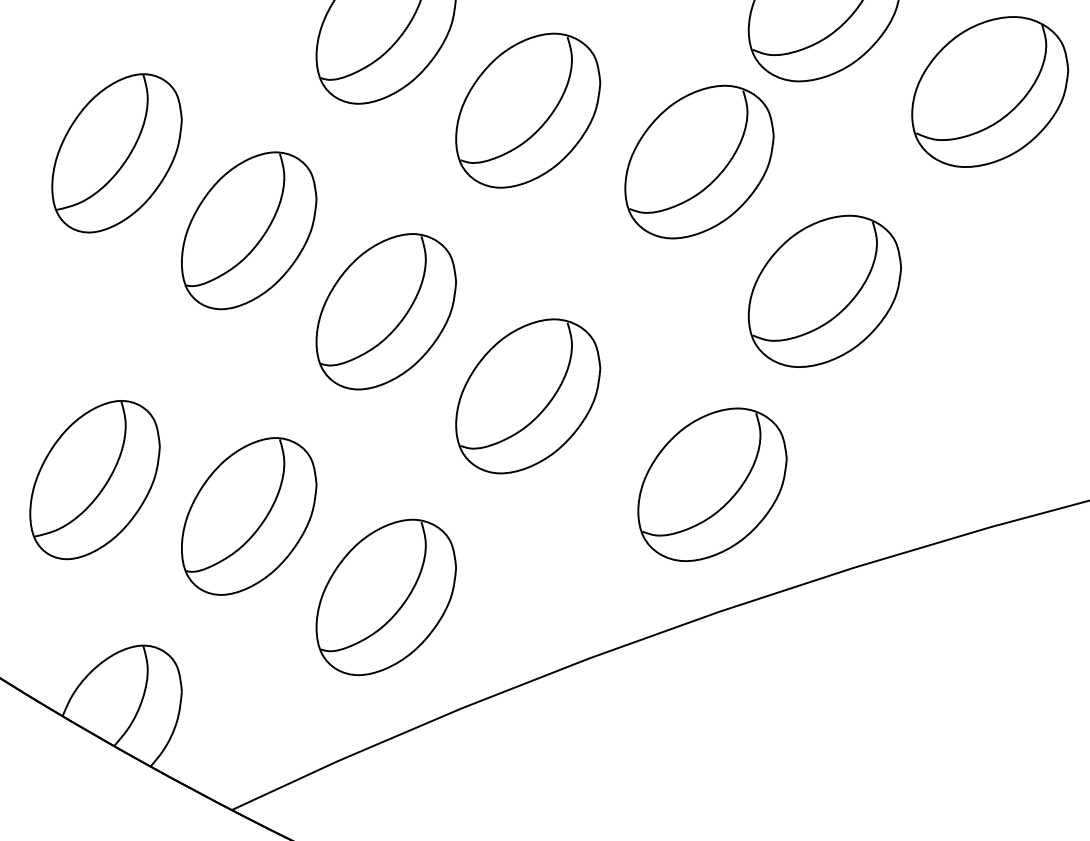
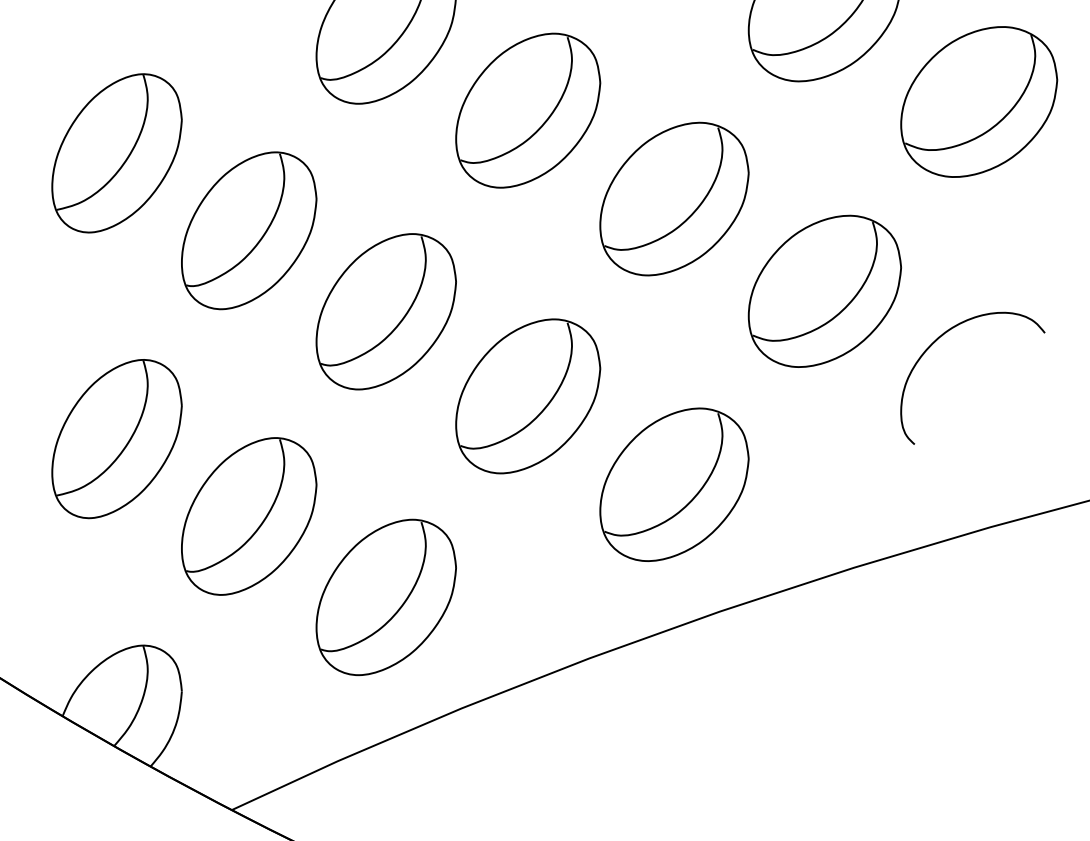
part position: (990, 91) -> (979, 101) (979, 101)
part position: (699, 161) -> (674, 198) (674, 198)
curve: none -> present (942, 336)
part position: (94, 480) -> (116, 439) (116, 439)
part position: (712, 484) -> (674, 484) (674, 484)
